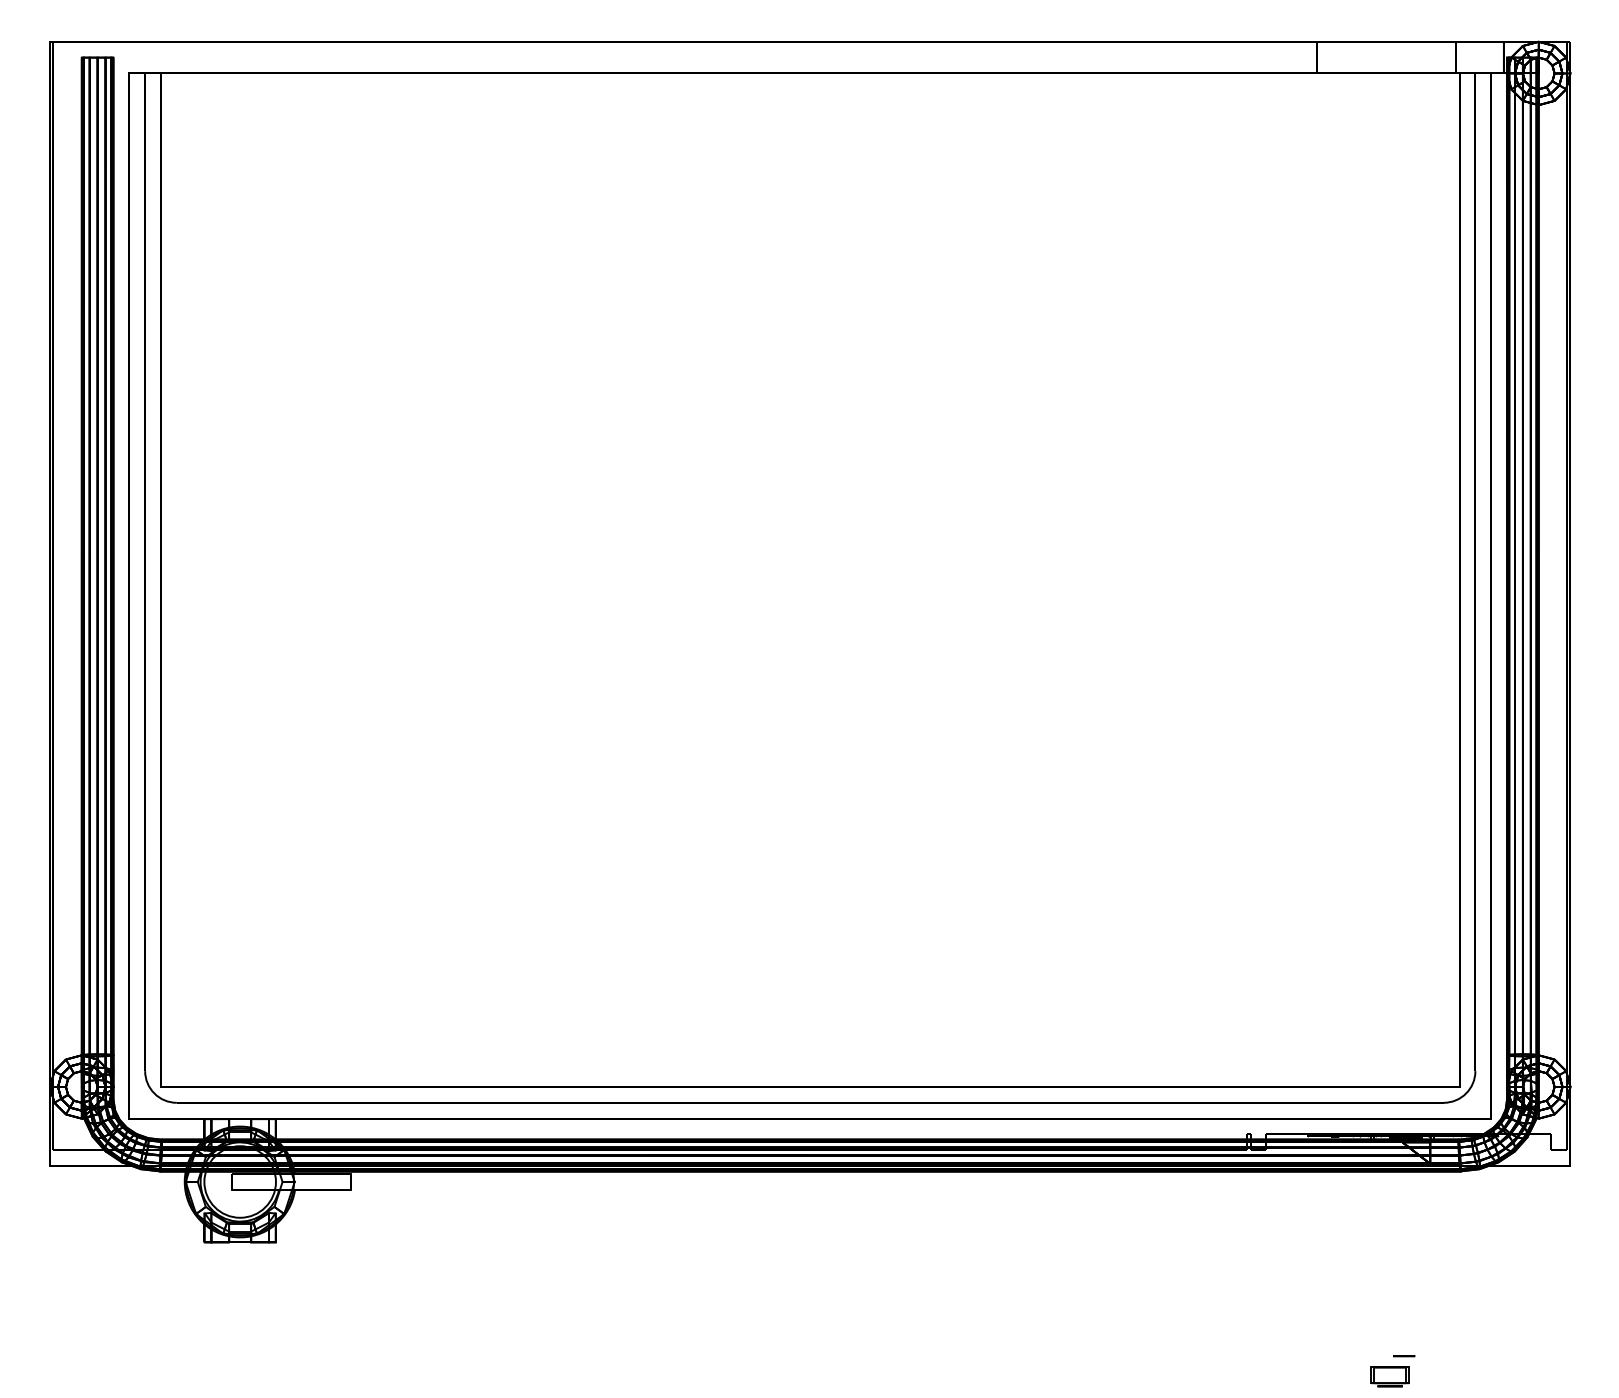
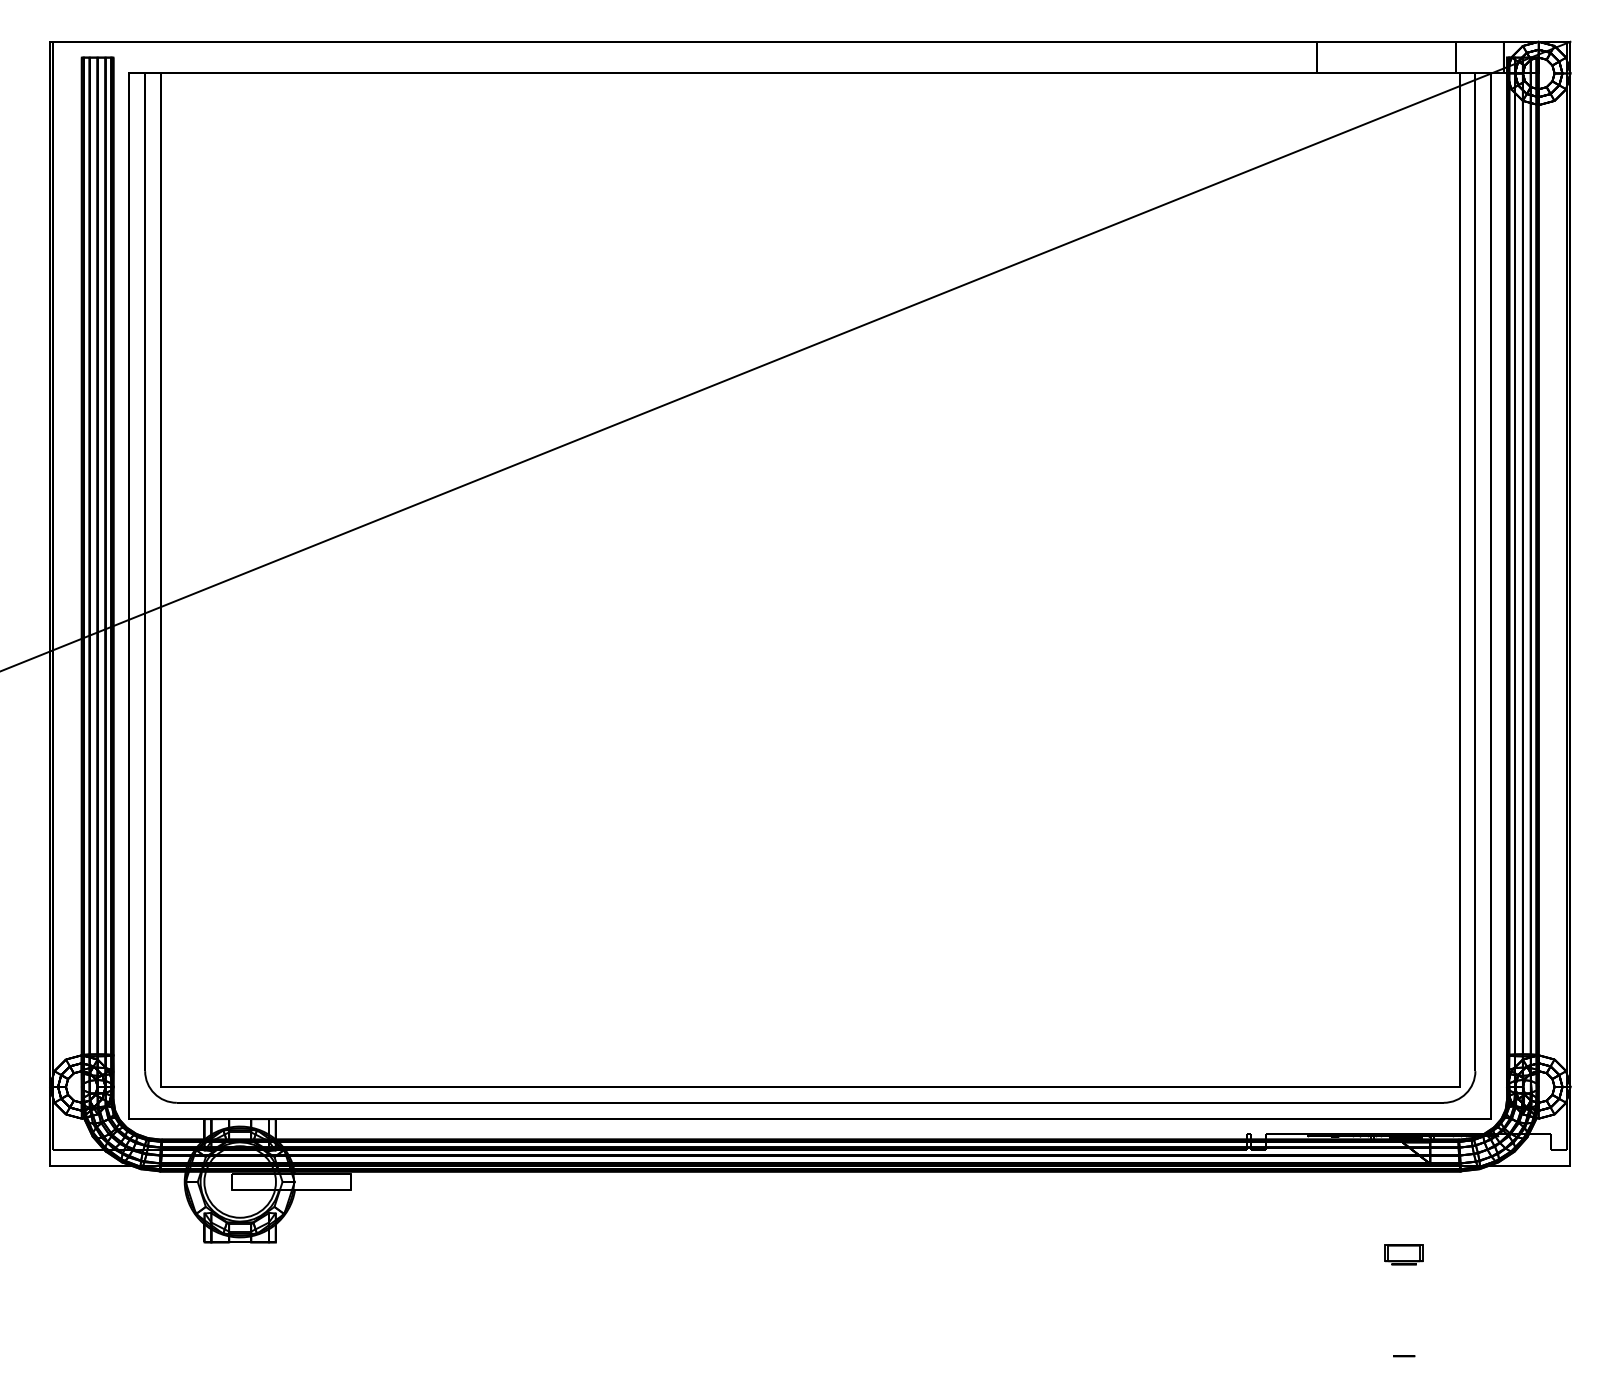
line: none -> present (786, 355)
part position: (1389, 1376) -> (1403, 1254) (1403, 1254)
